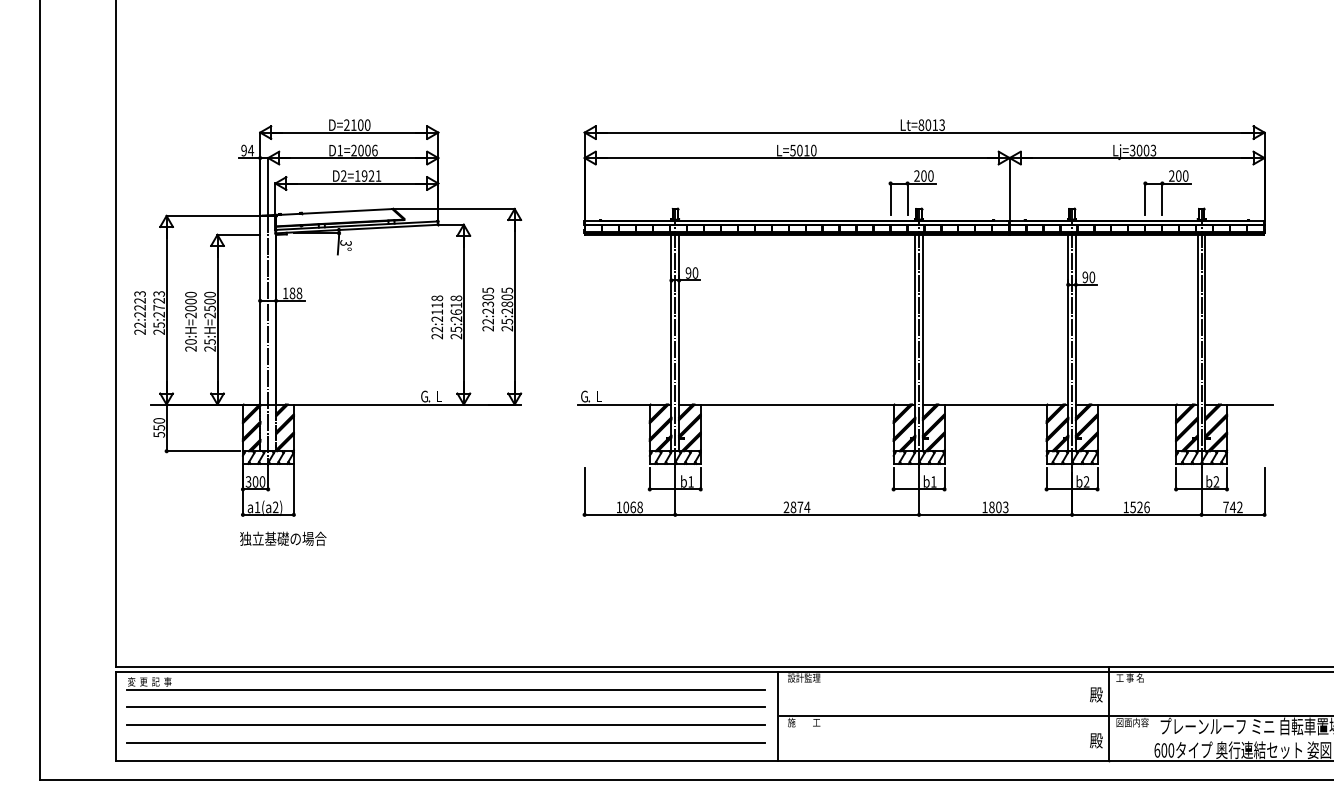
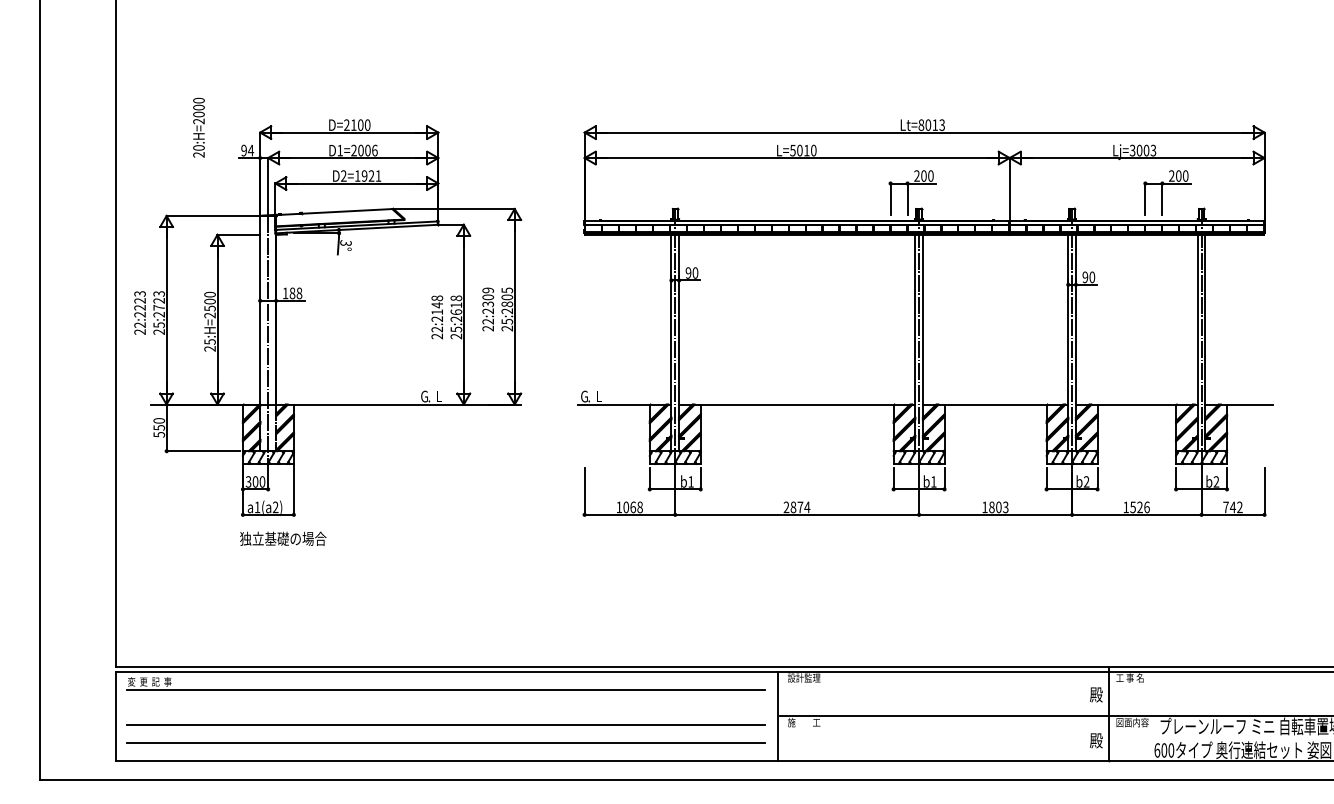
text: 22:2305 -> 22:2309 (487, 290)
text: 22:2118 -> 22:2148 (436, 305)
text position: (190, 321) -> (198, 127) (198, 127)
line: present -> none (446, 707)
